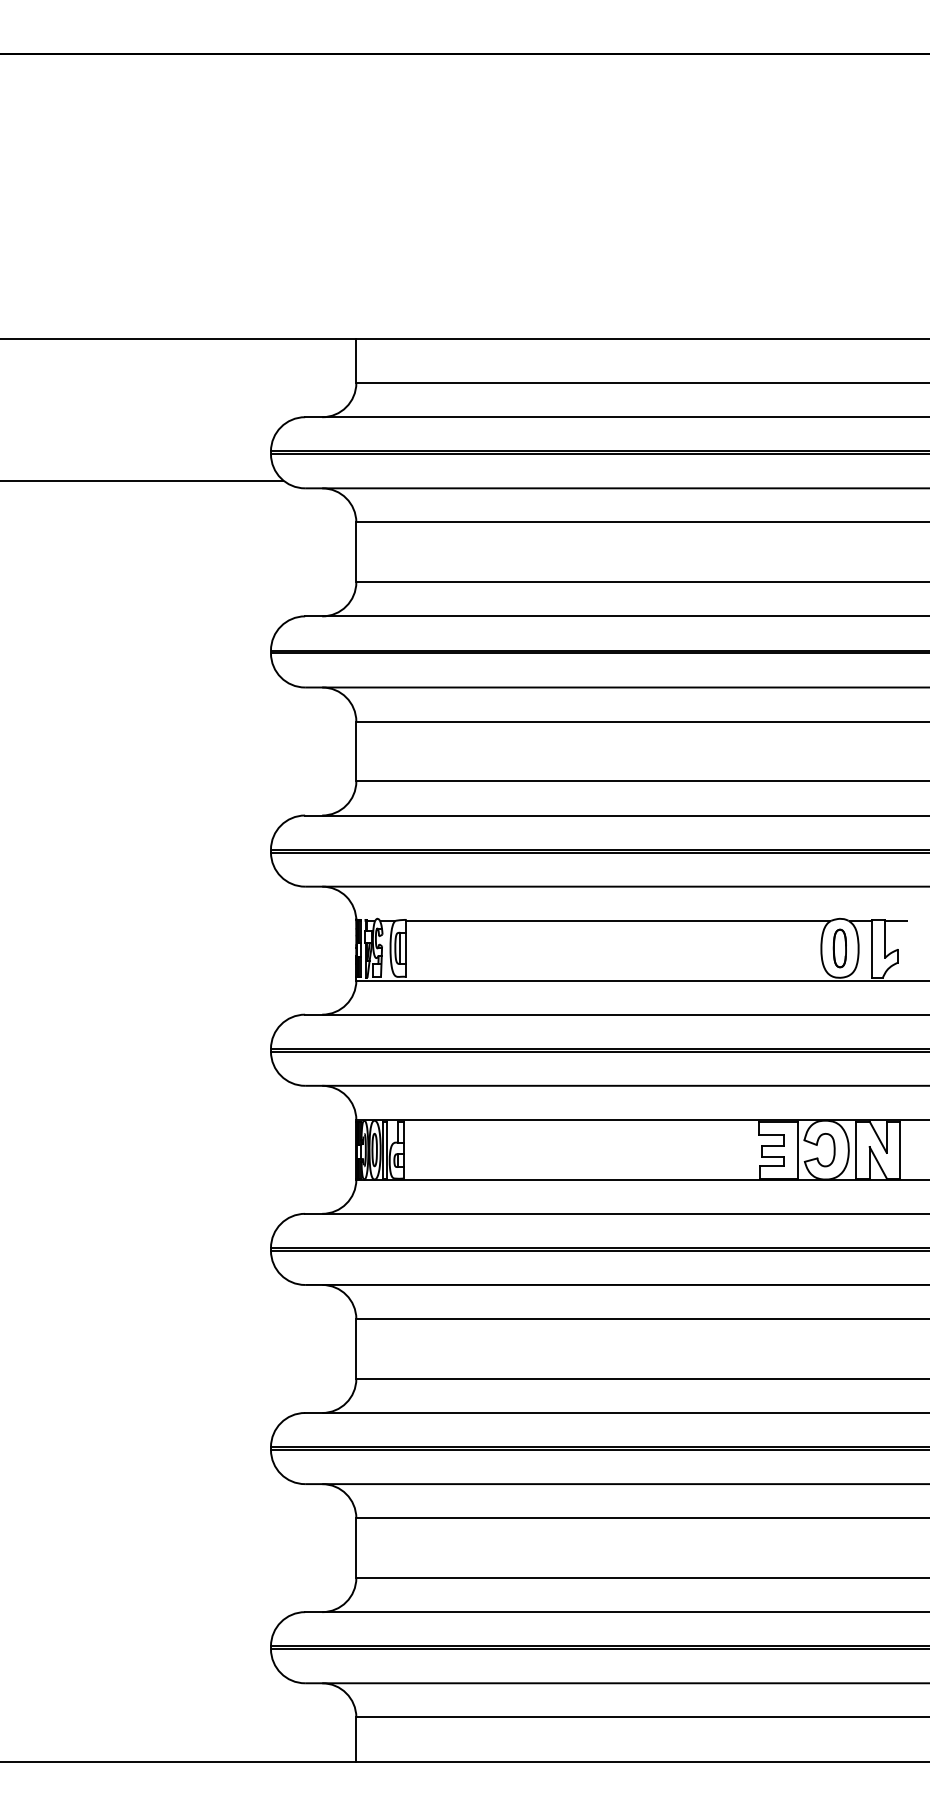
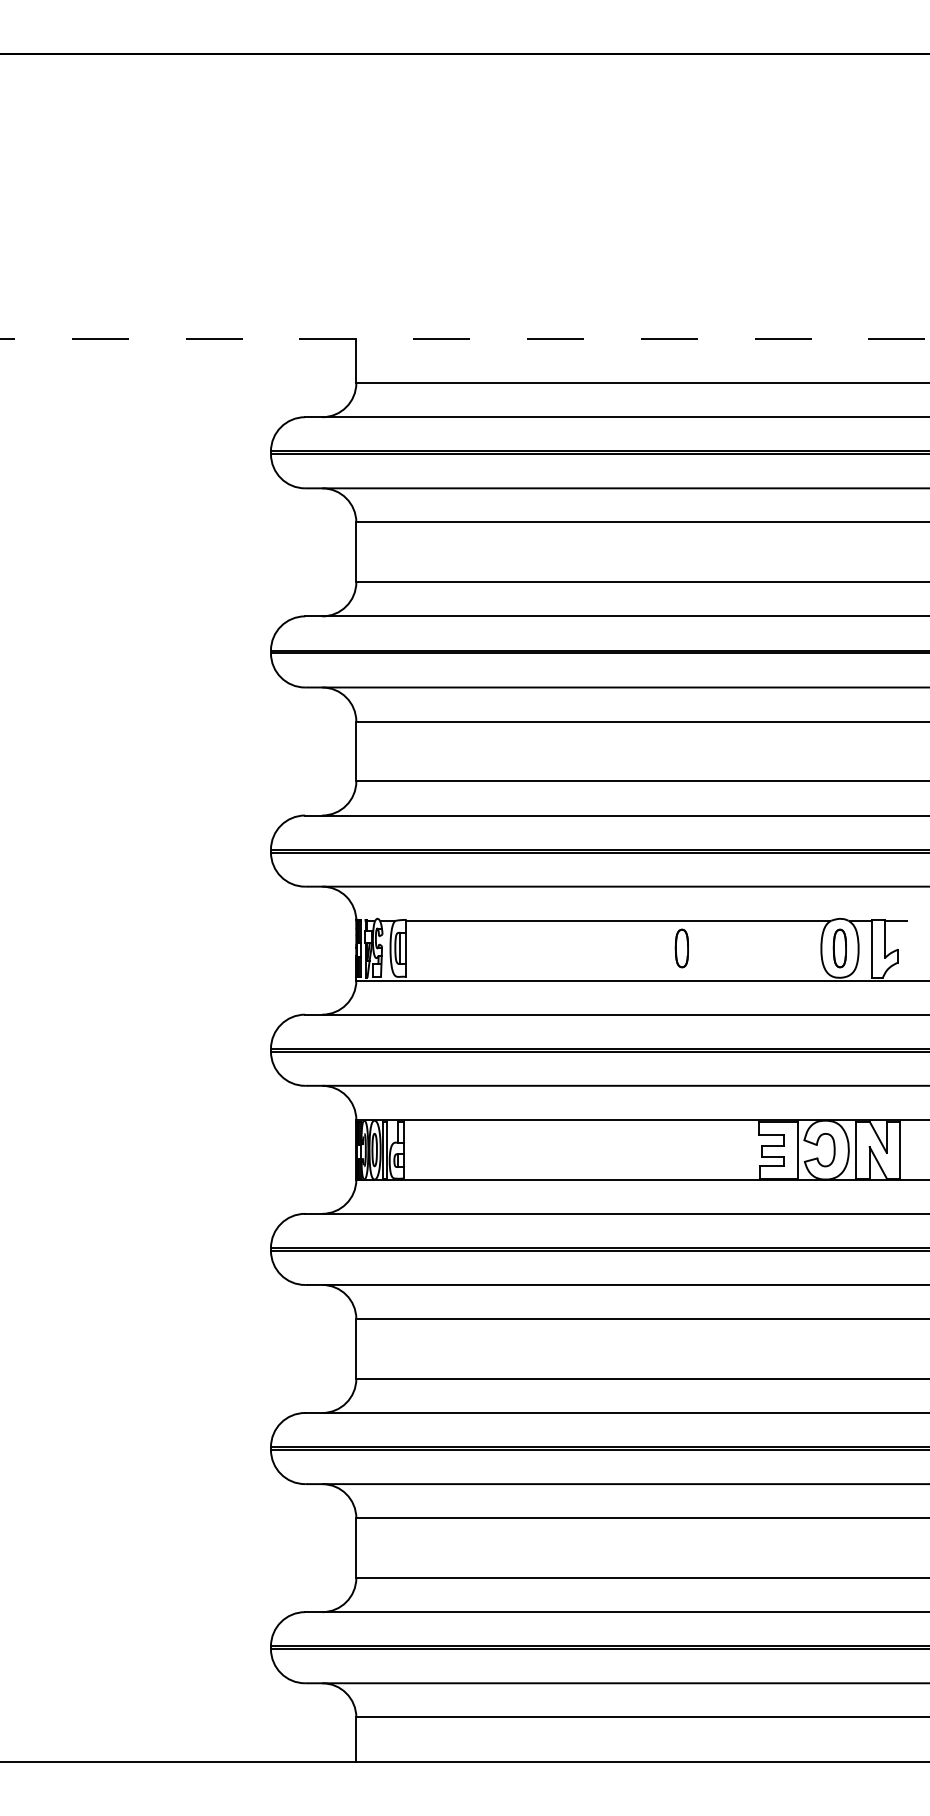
line: solid -> dashed (465, 338)
line: present -> none (143, 481)
part: none -> present (681, 948)
